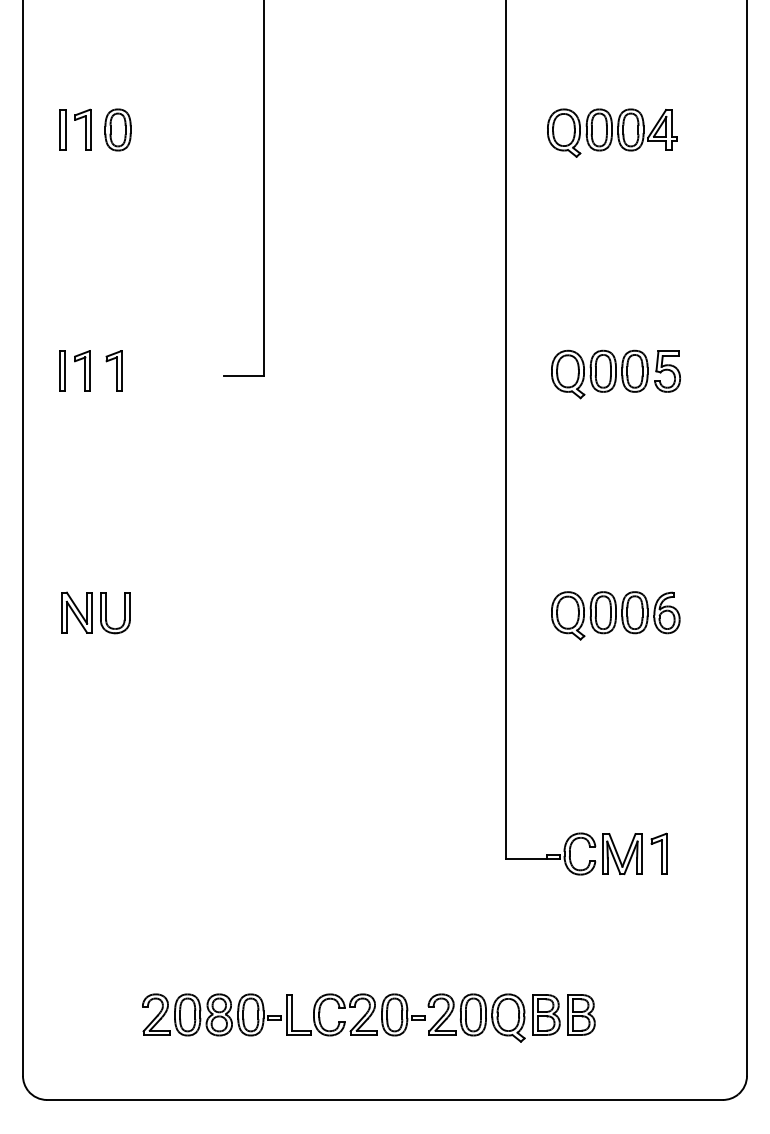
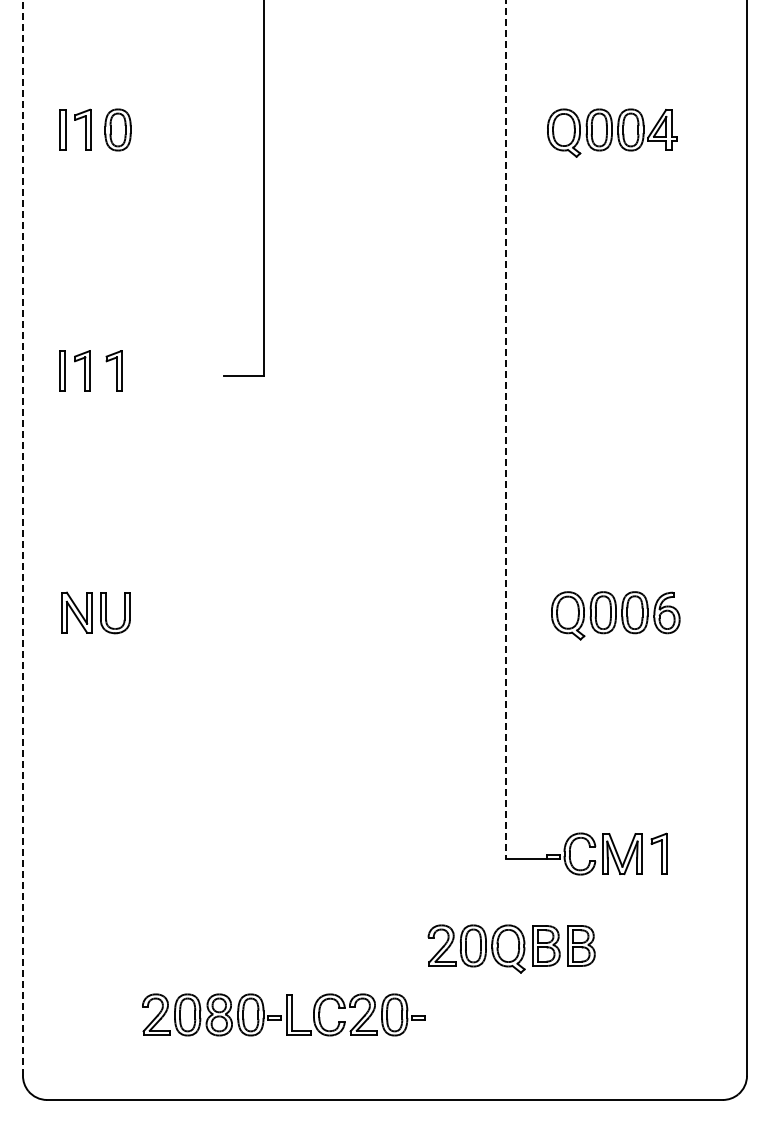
part: present -> none (615, 374)
line: solid -> dashed (505, 429)
line: solid -> dashed (22, 537)
part position: (511, 1017) -> (511, 948) (511, 948)
